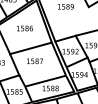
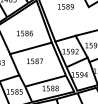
text position: (24, 28) -> (24, 33) (24, 33)
